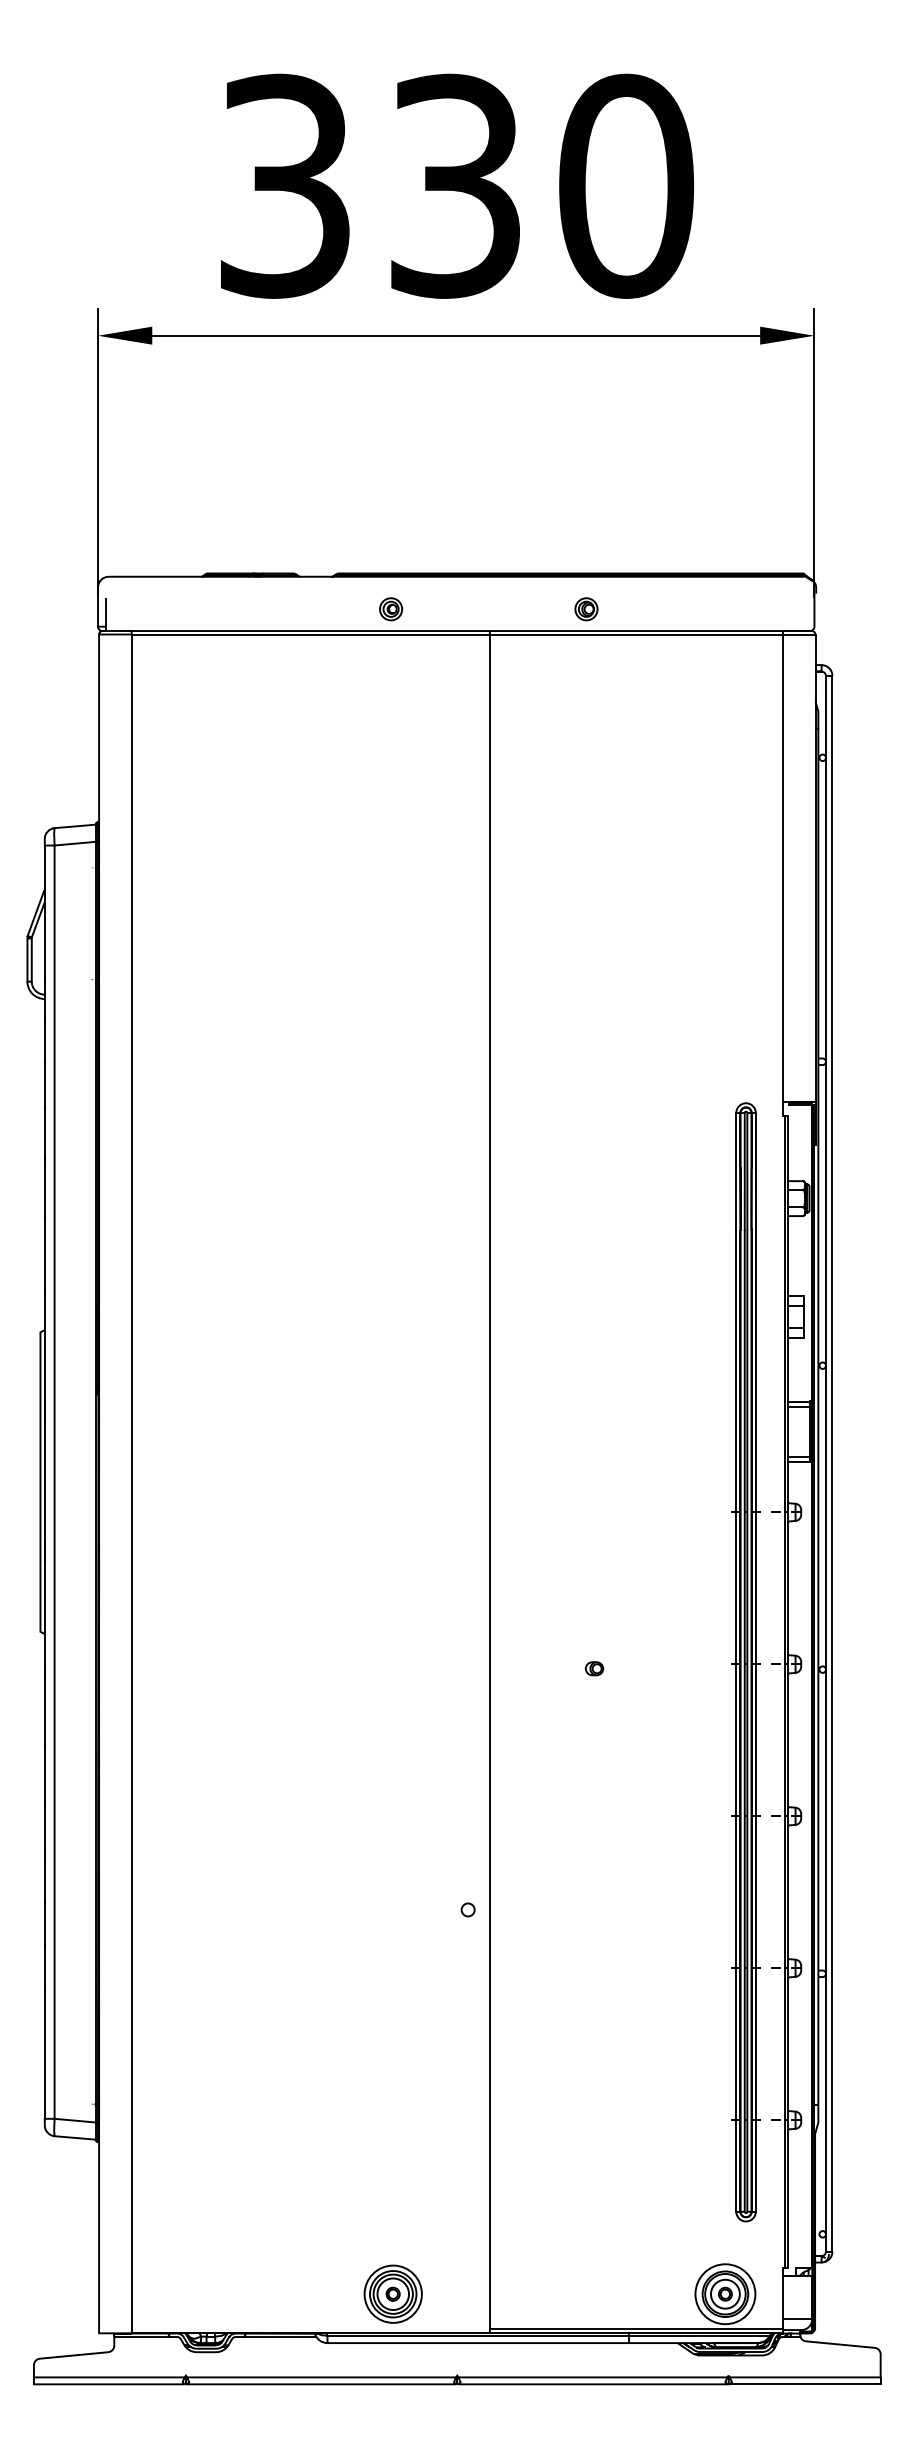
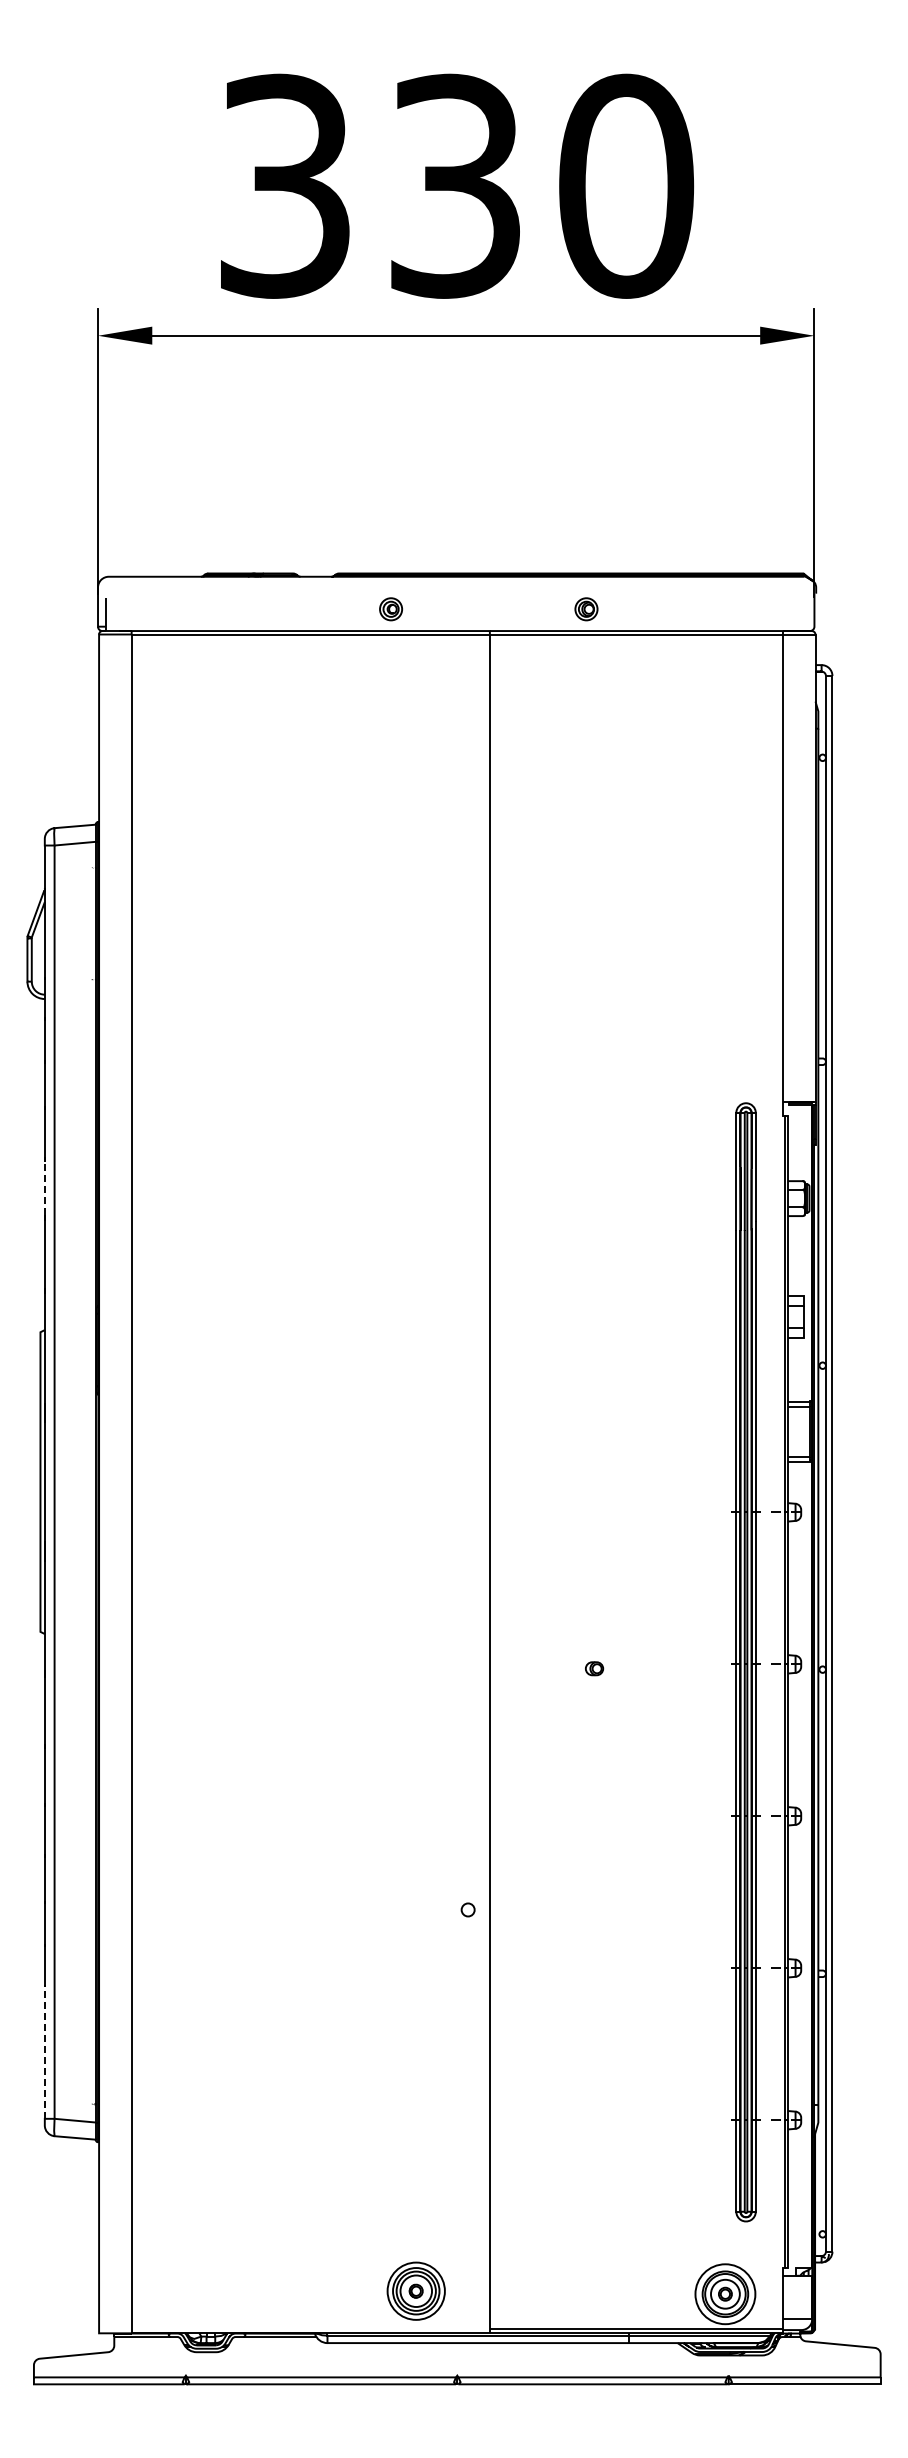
line: solid -> dashed (44, 1188)
line: solid -> dashed (44, 2050)
part position: (392, 2293) -> (415, 2290) (415, 2290)
